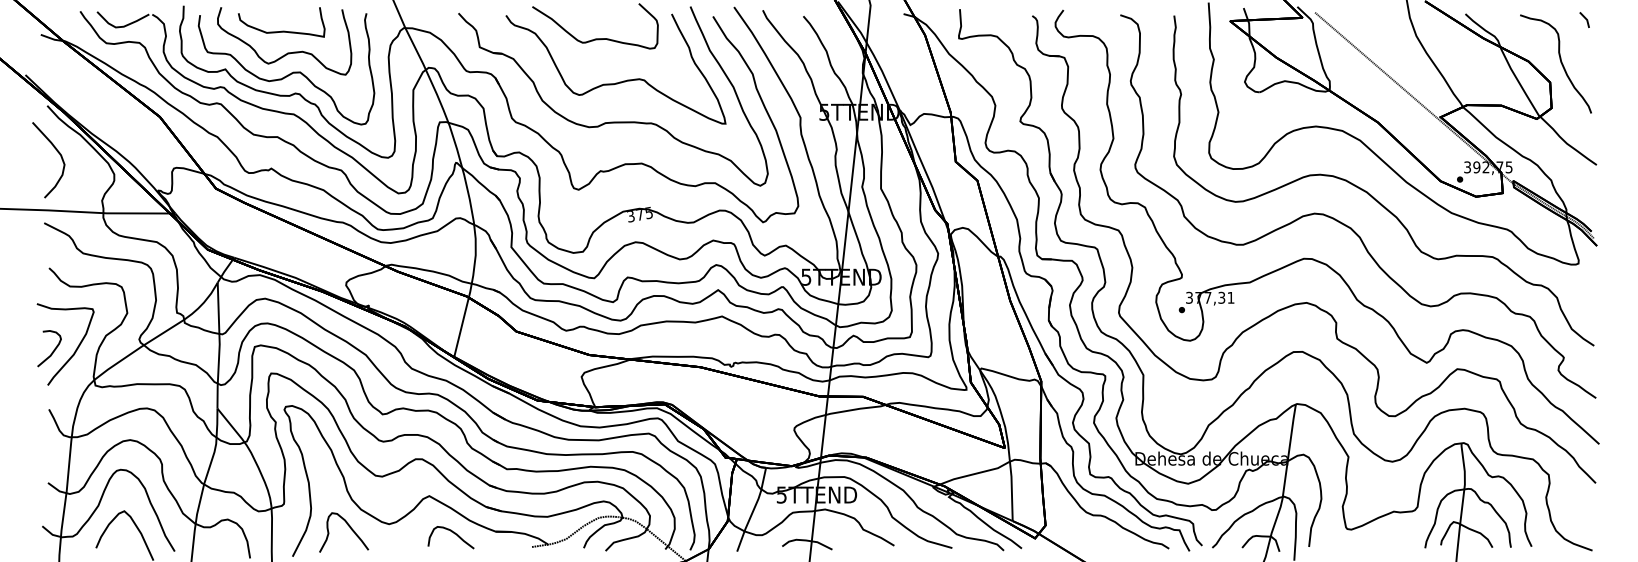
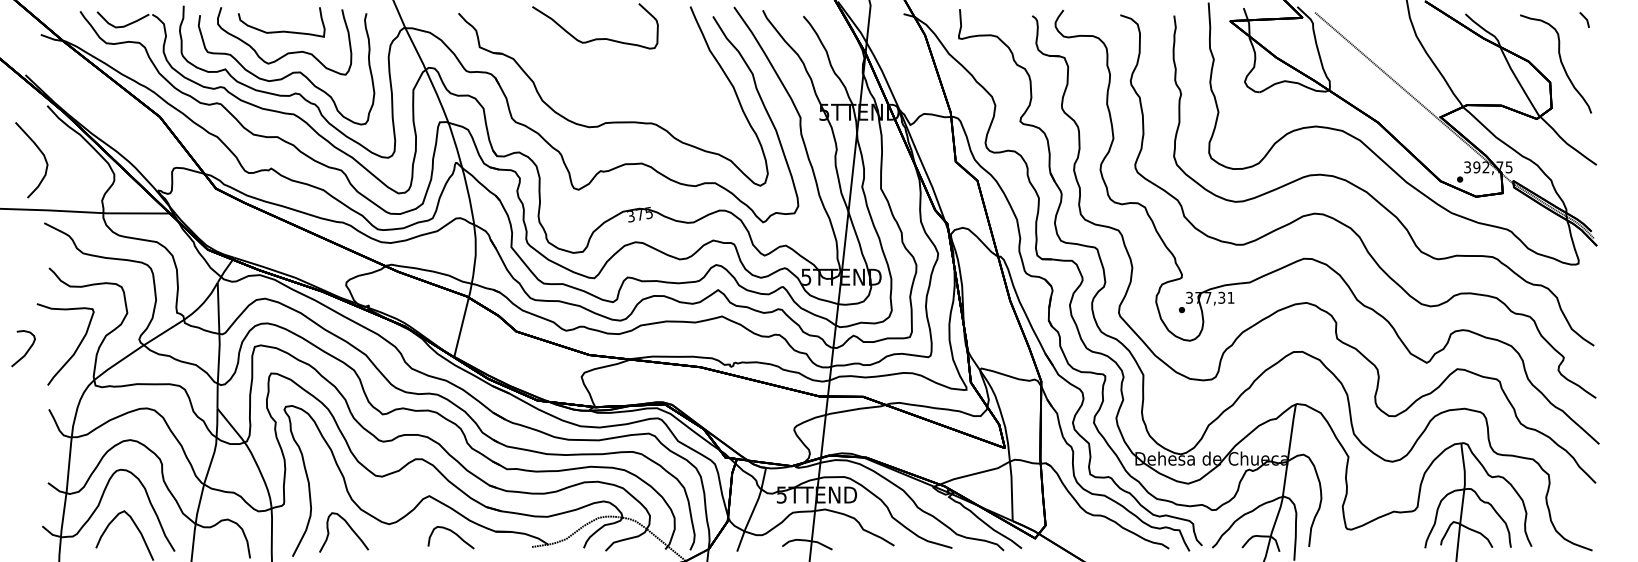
curve: present -> none (619, 81)
curve position: (56, 151) -> (39, 151) (39, 151)
curve position: (53, 349) -> (27, 349) (27, 349)
